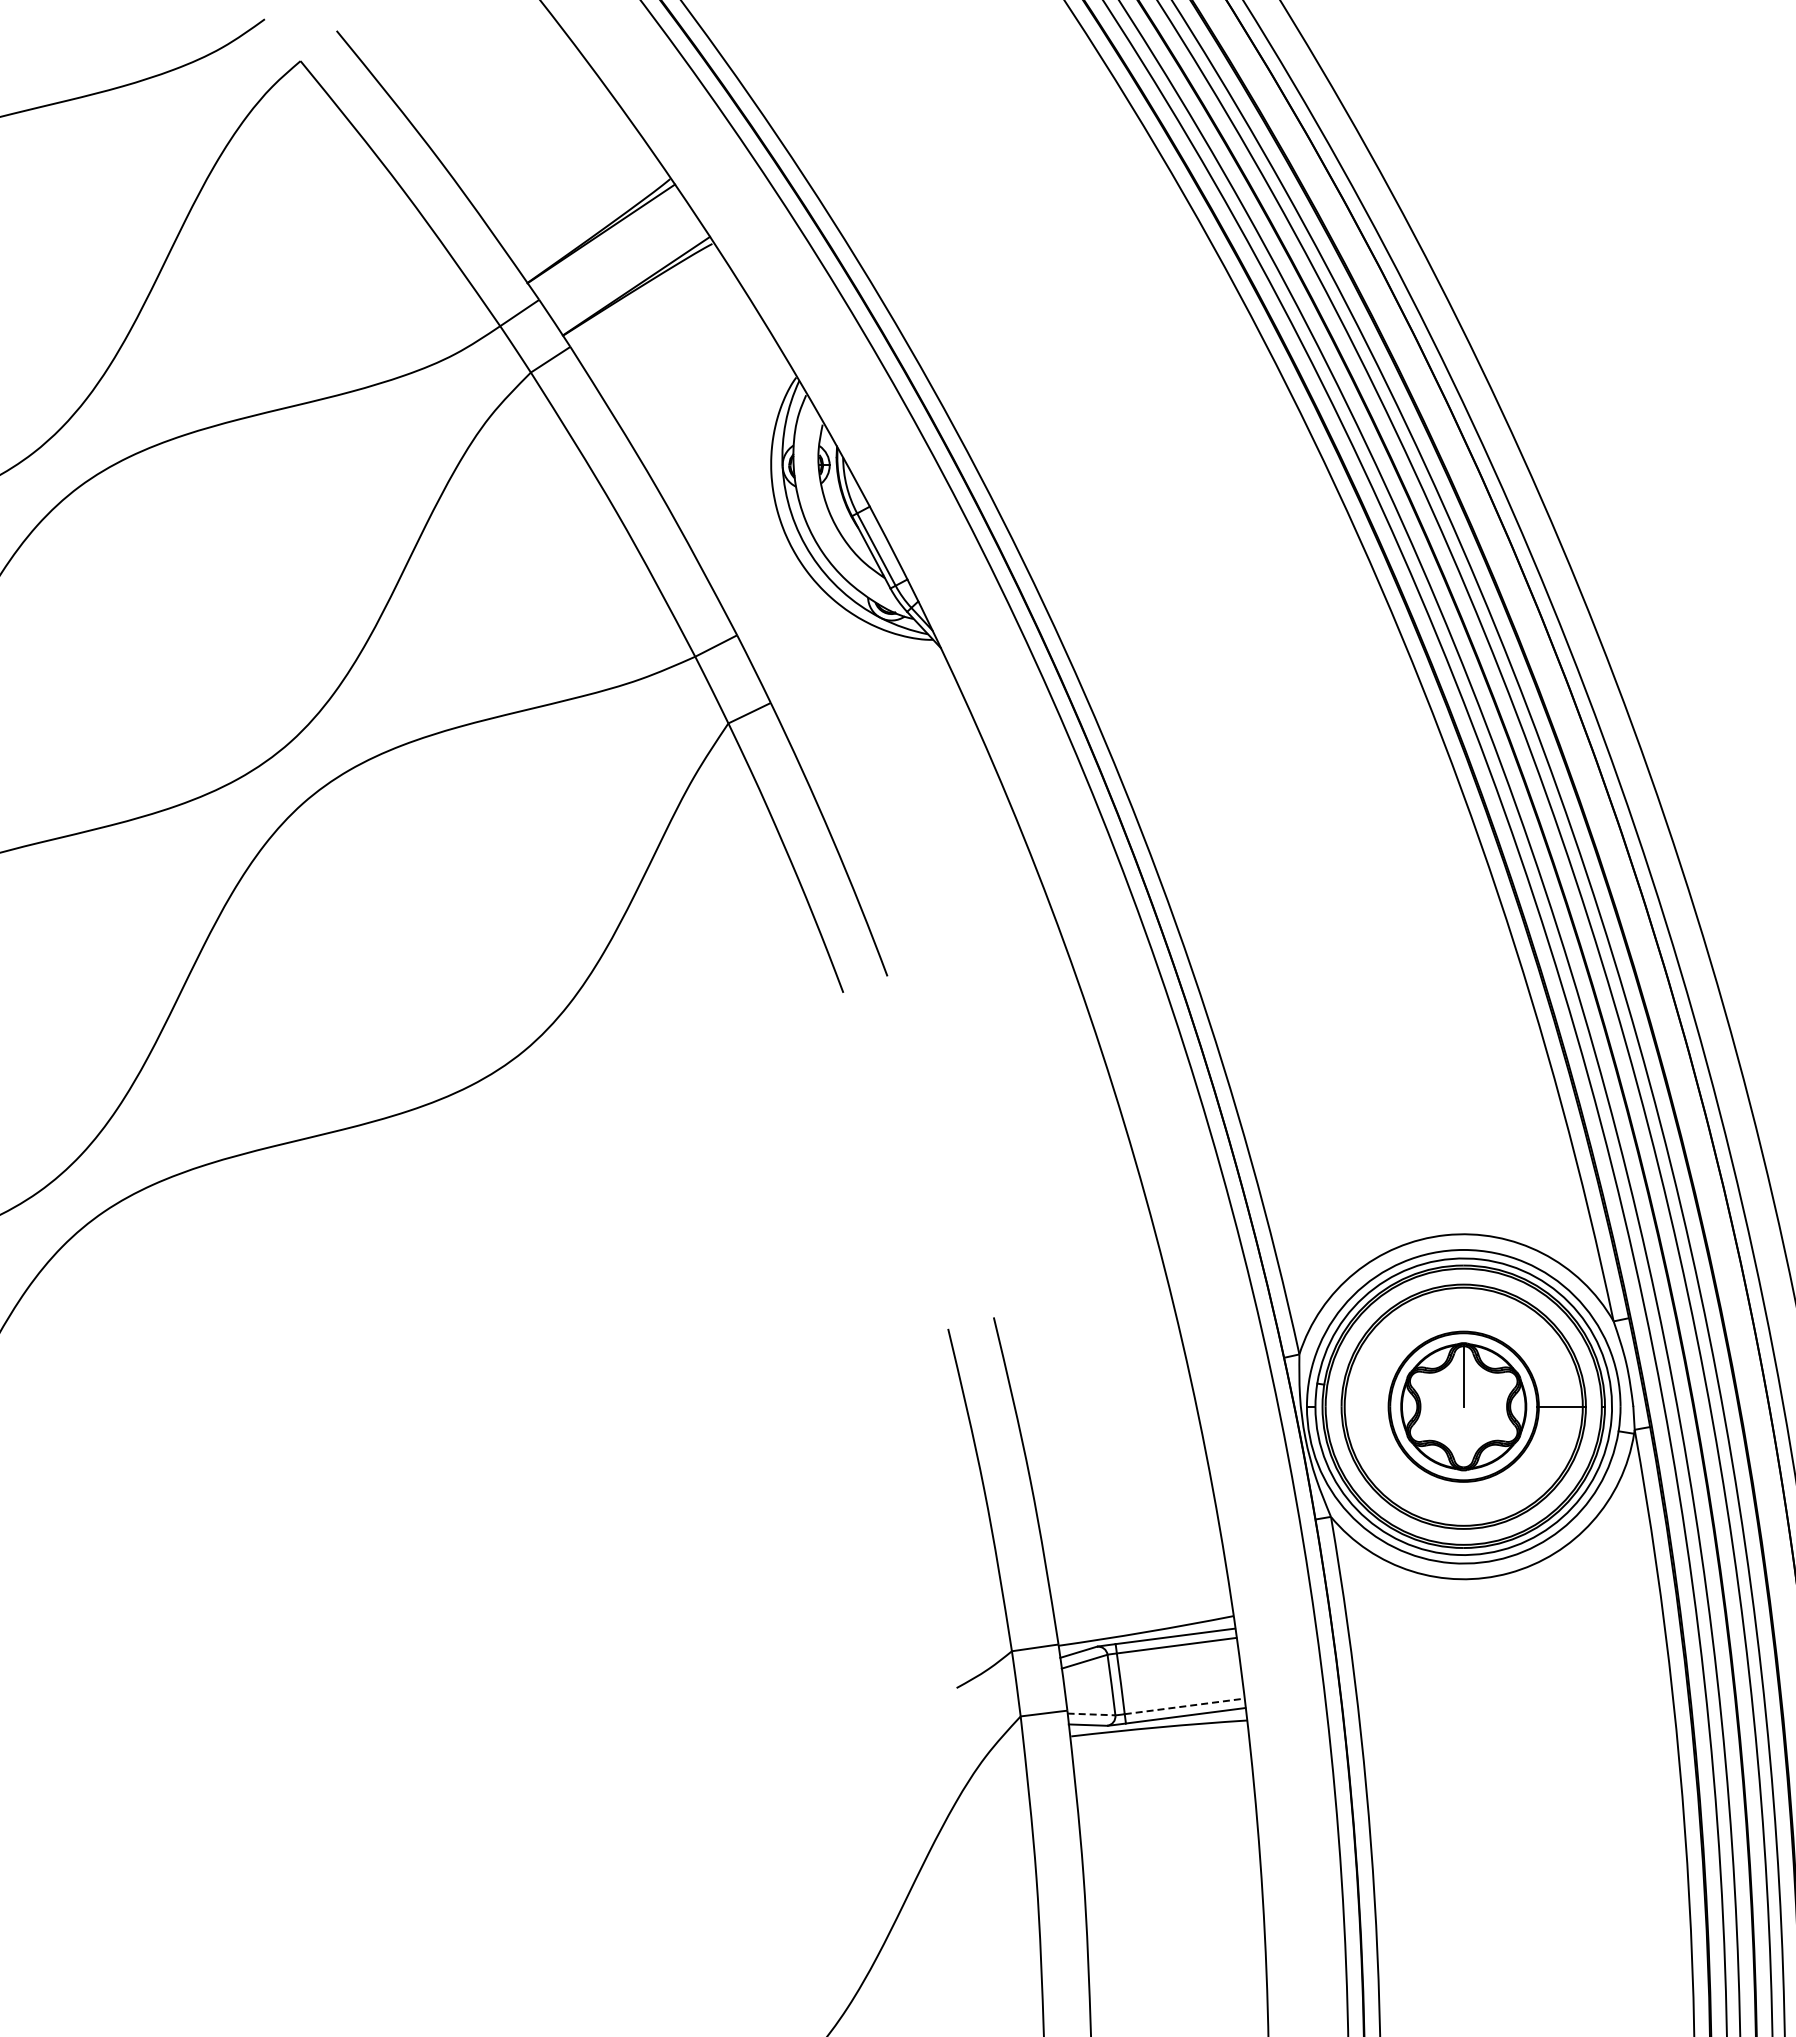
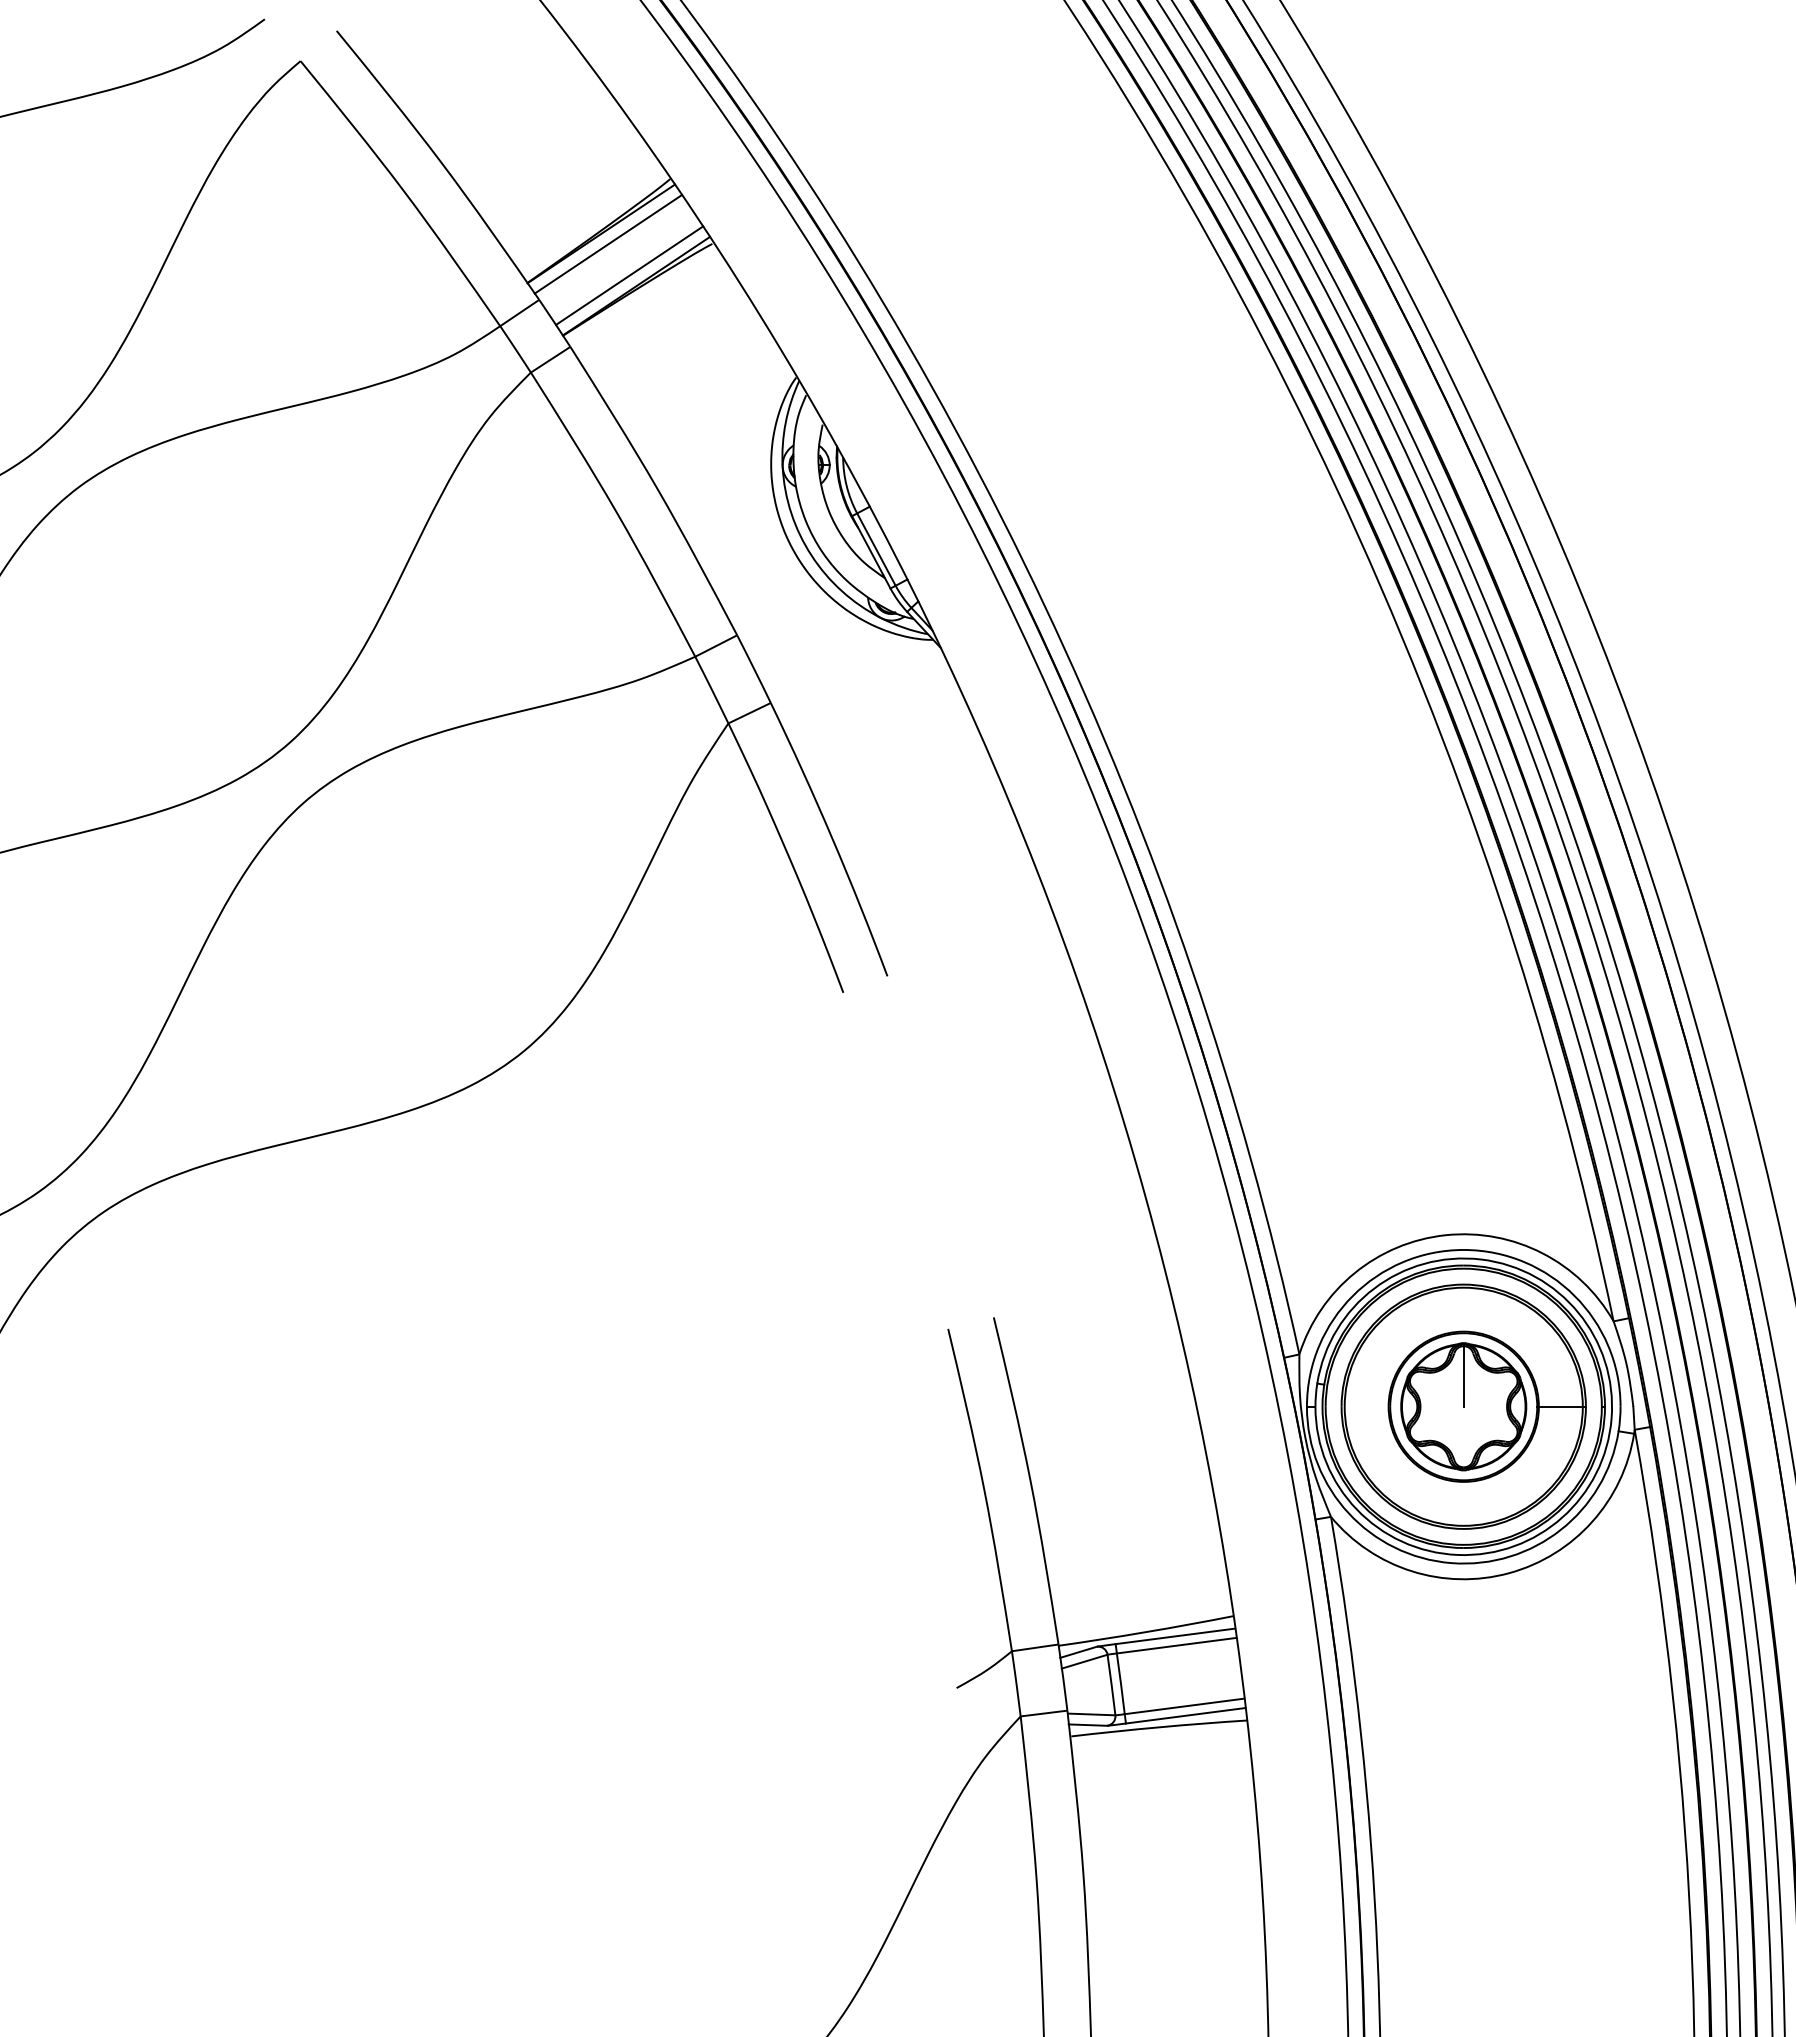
line: none -> present (608, 243)
line: none -> present (629, 275)
line: dashed -> solid (1185, 1706)
line: dashed -> solid (1090, 1714)
